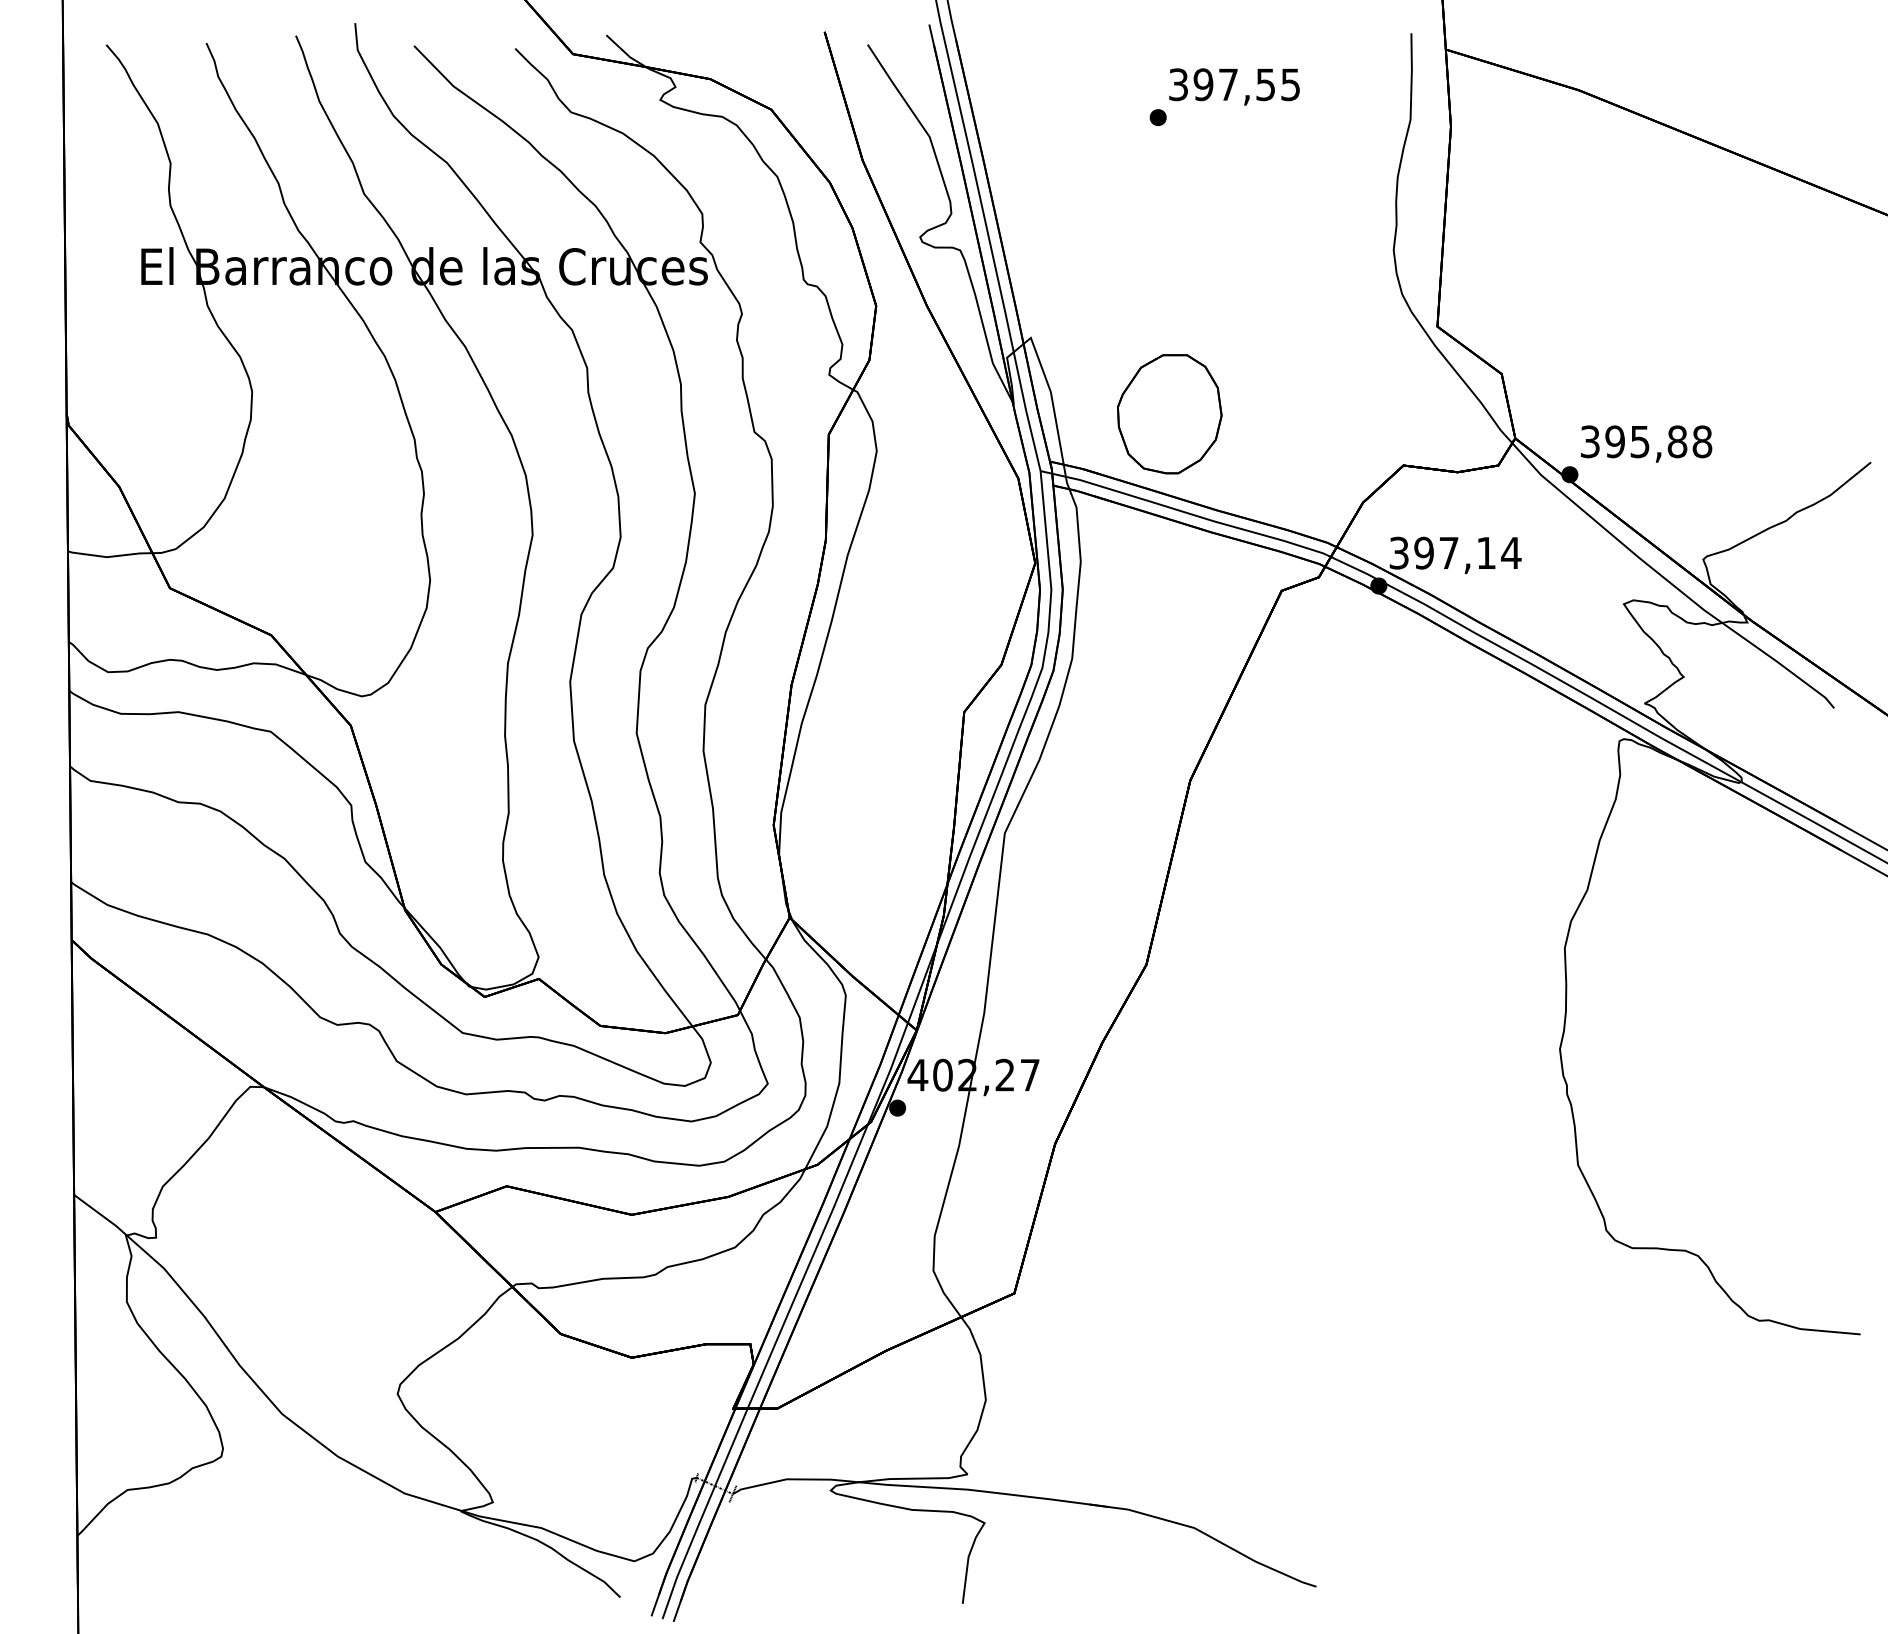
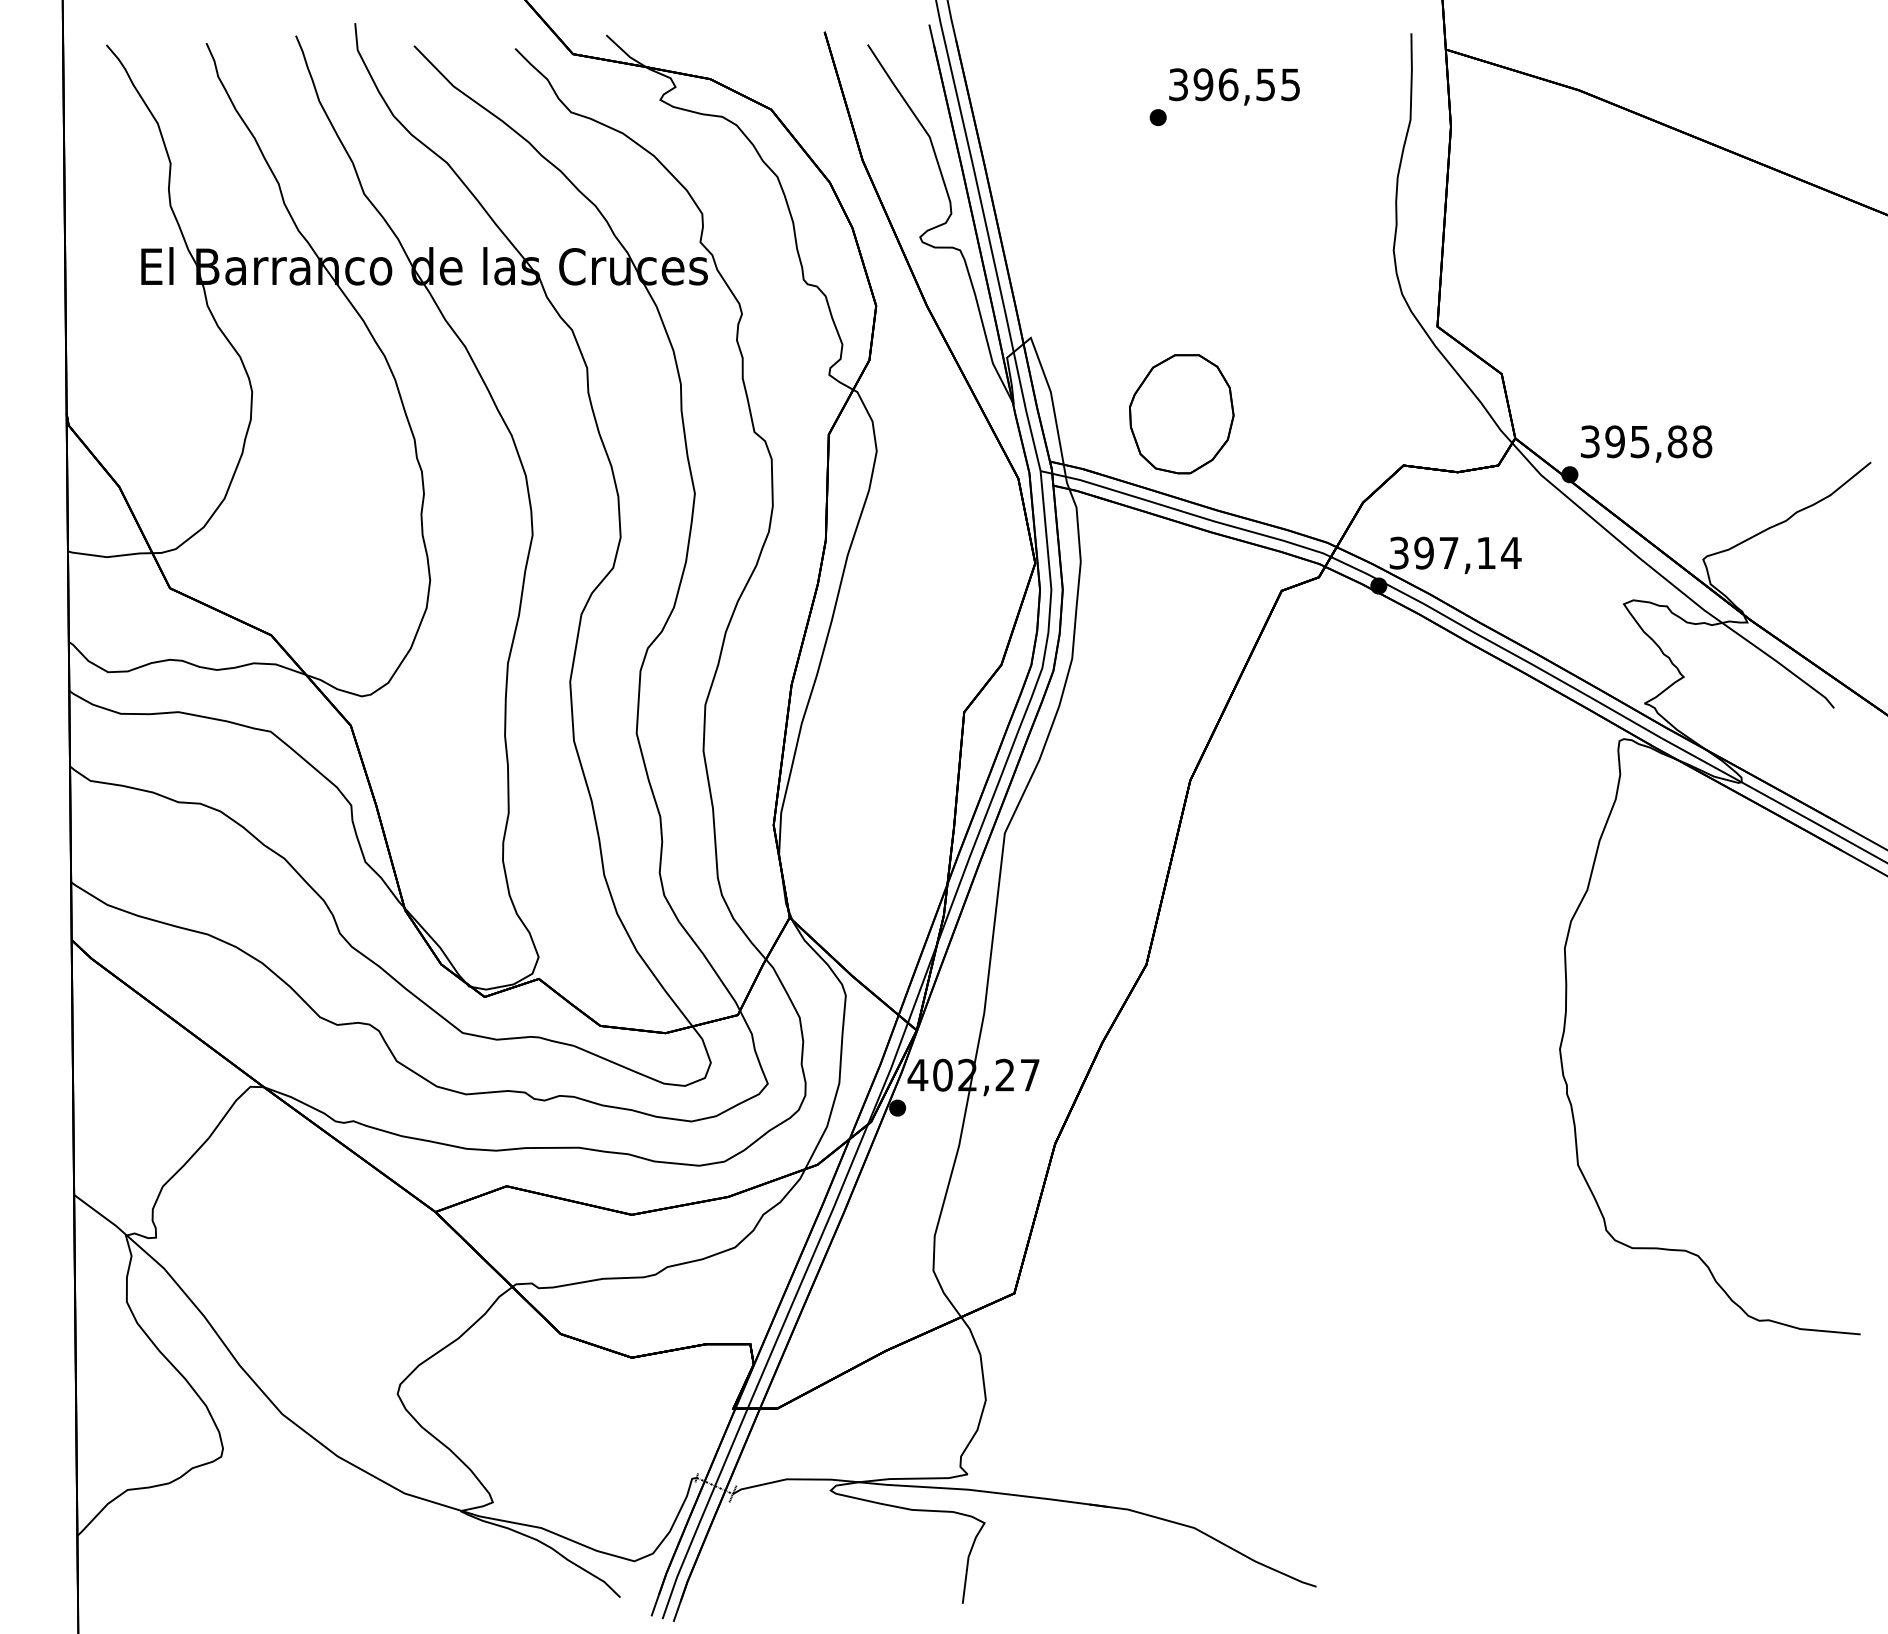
text: 397,55 -> 396,55 (1228, 84)
part position: (1169, 414) -> (1181, 414) (1181, 414)
